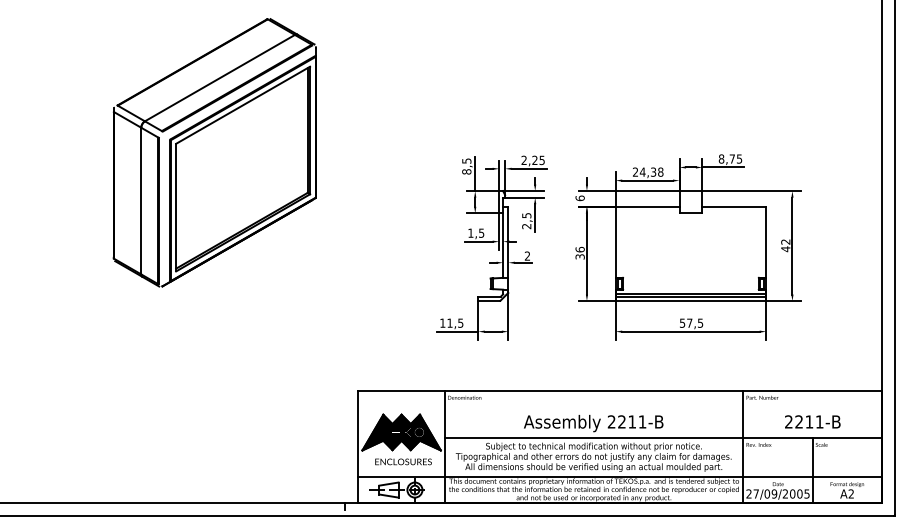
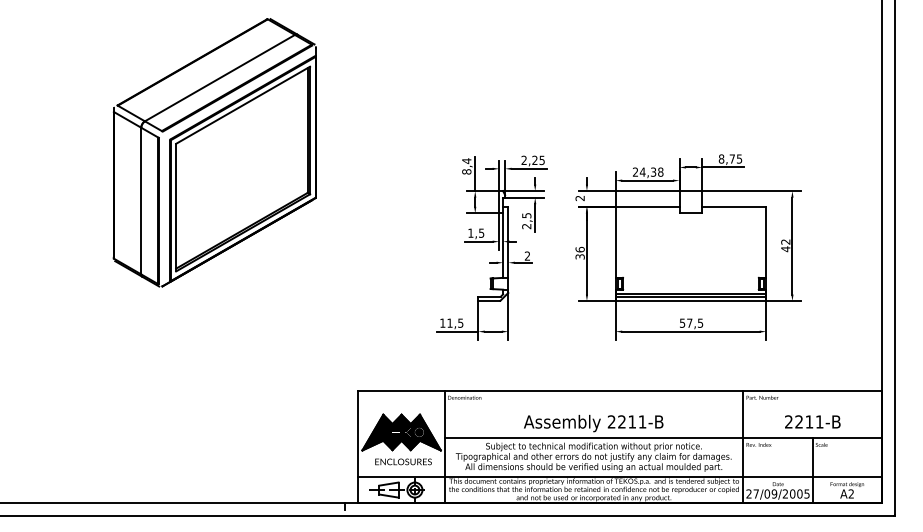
text: 8,5 -> 8,4 (466, 161)
text: 6 -> 2 (579, 198)
